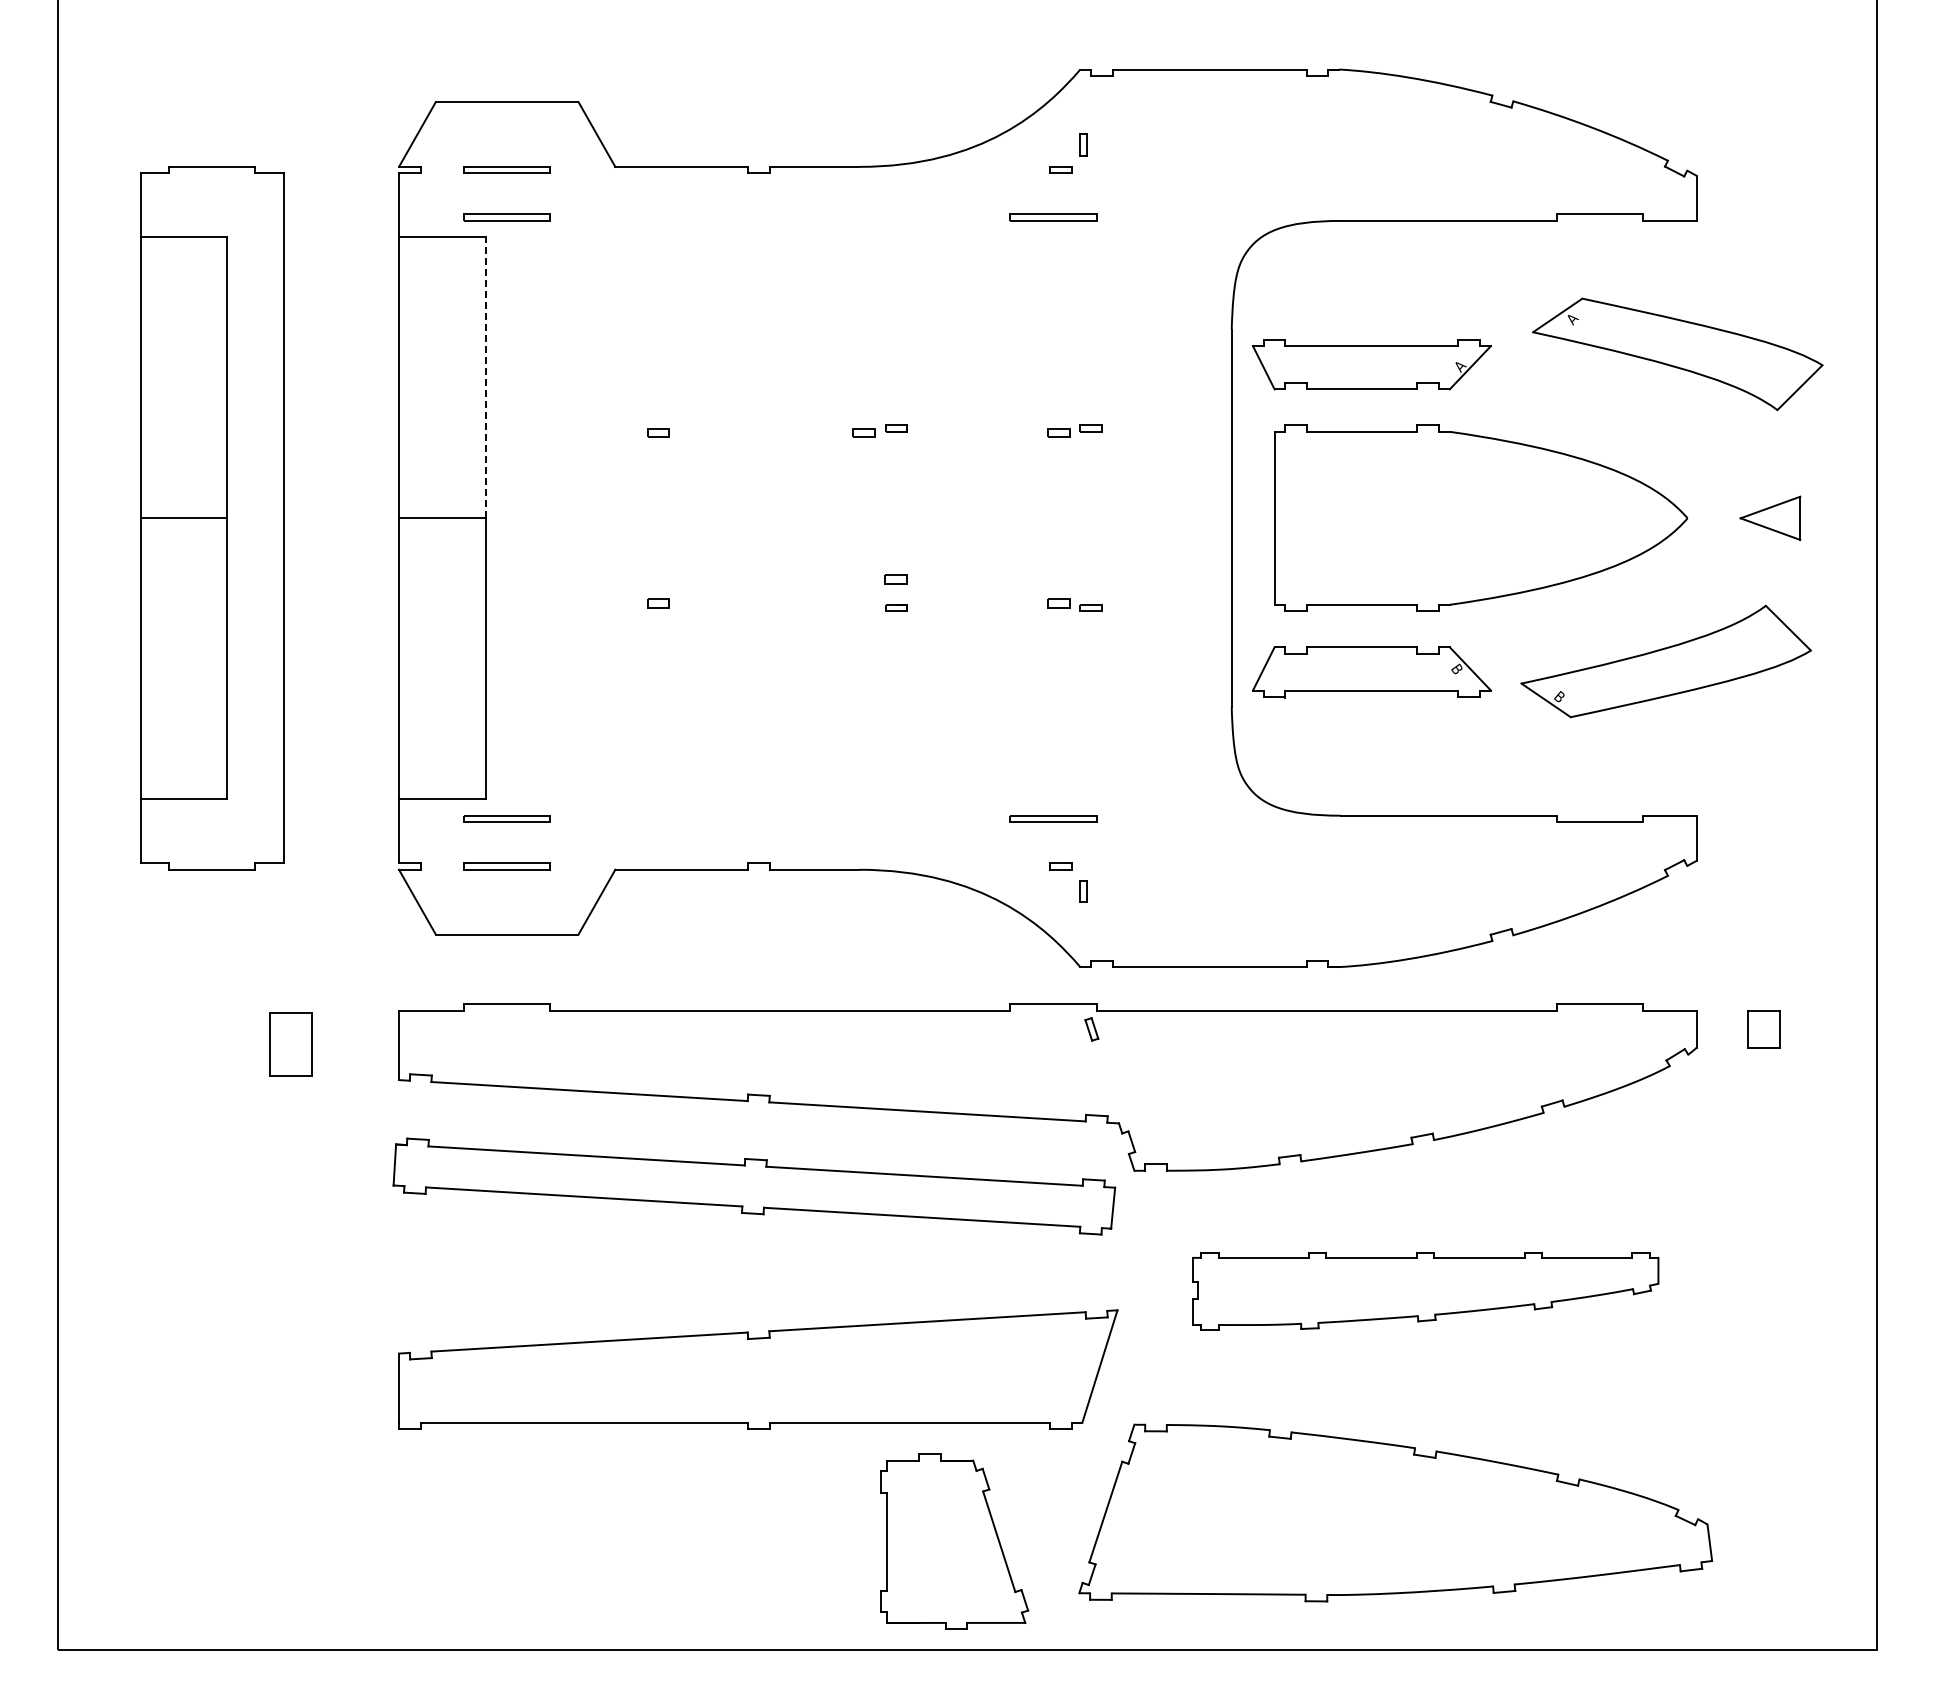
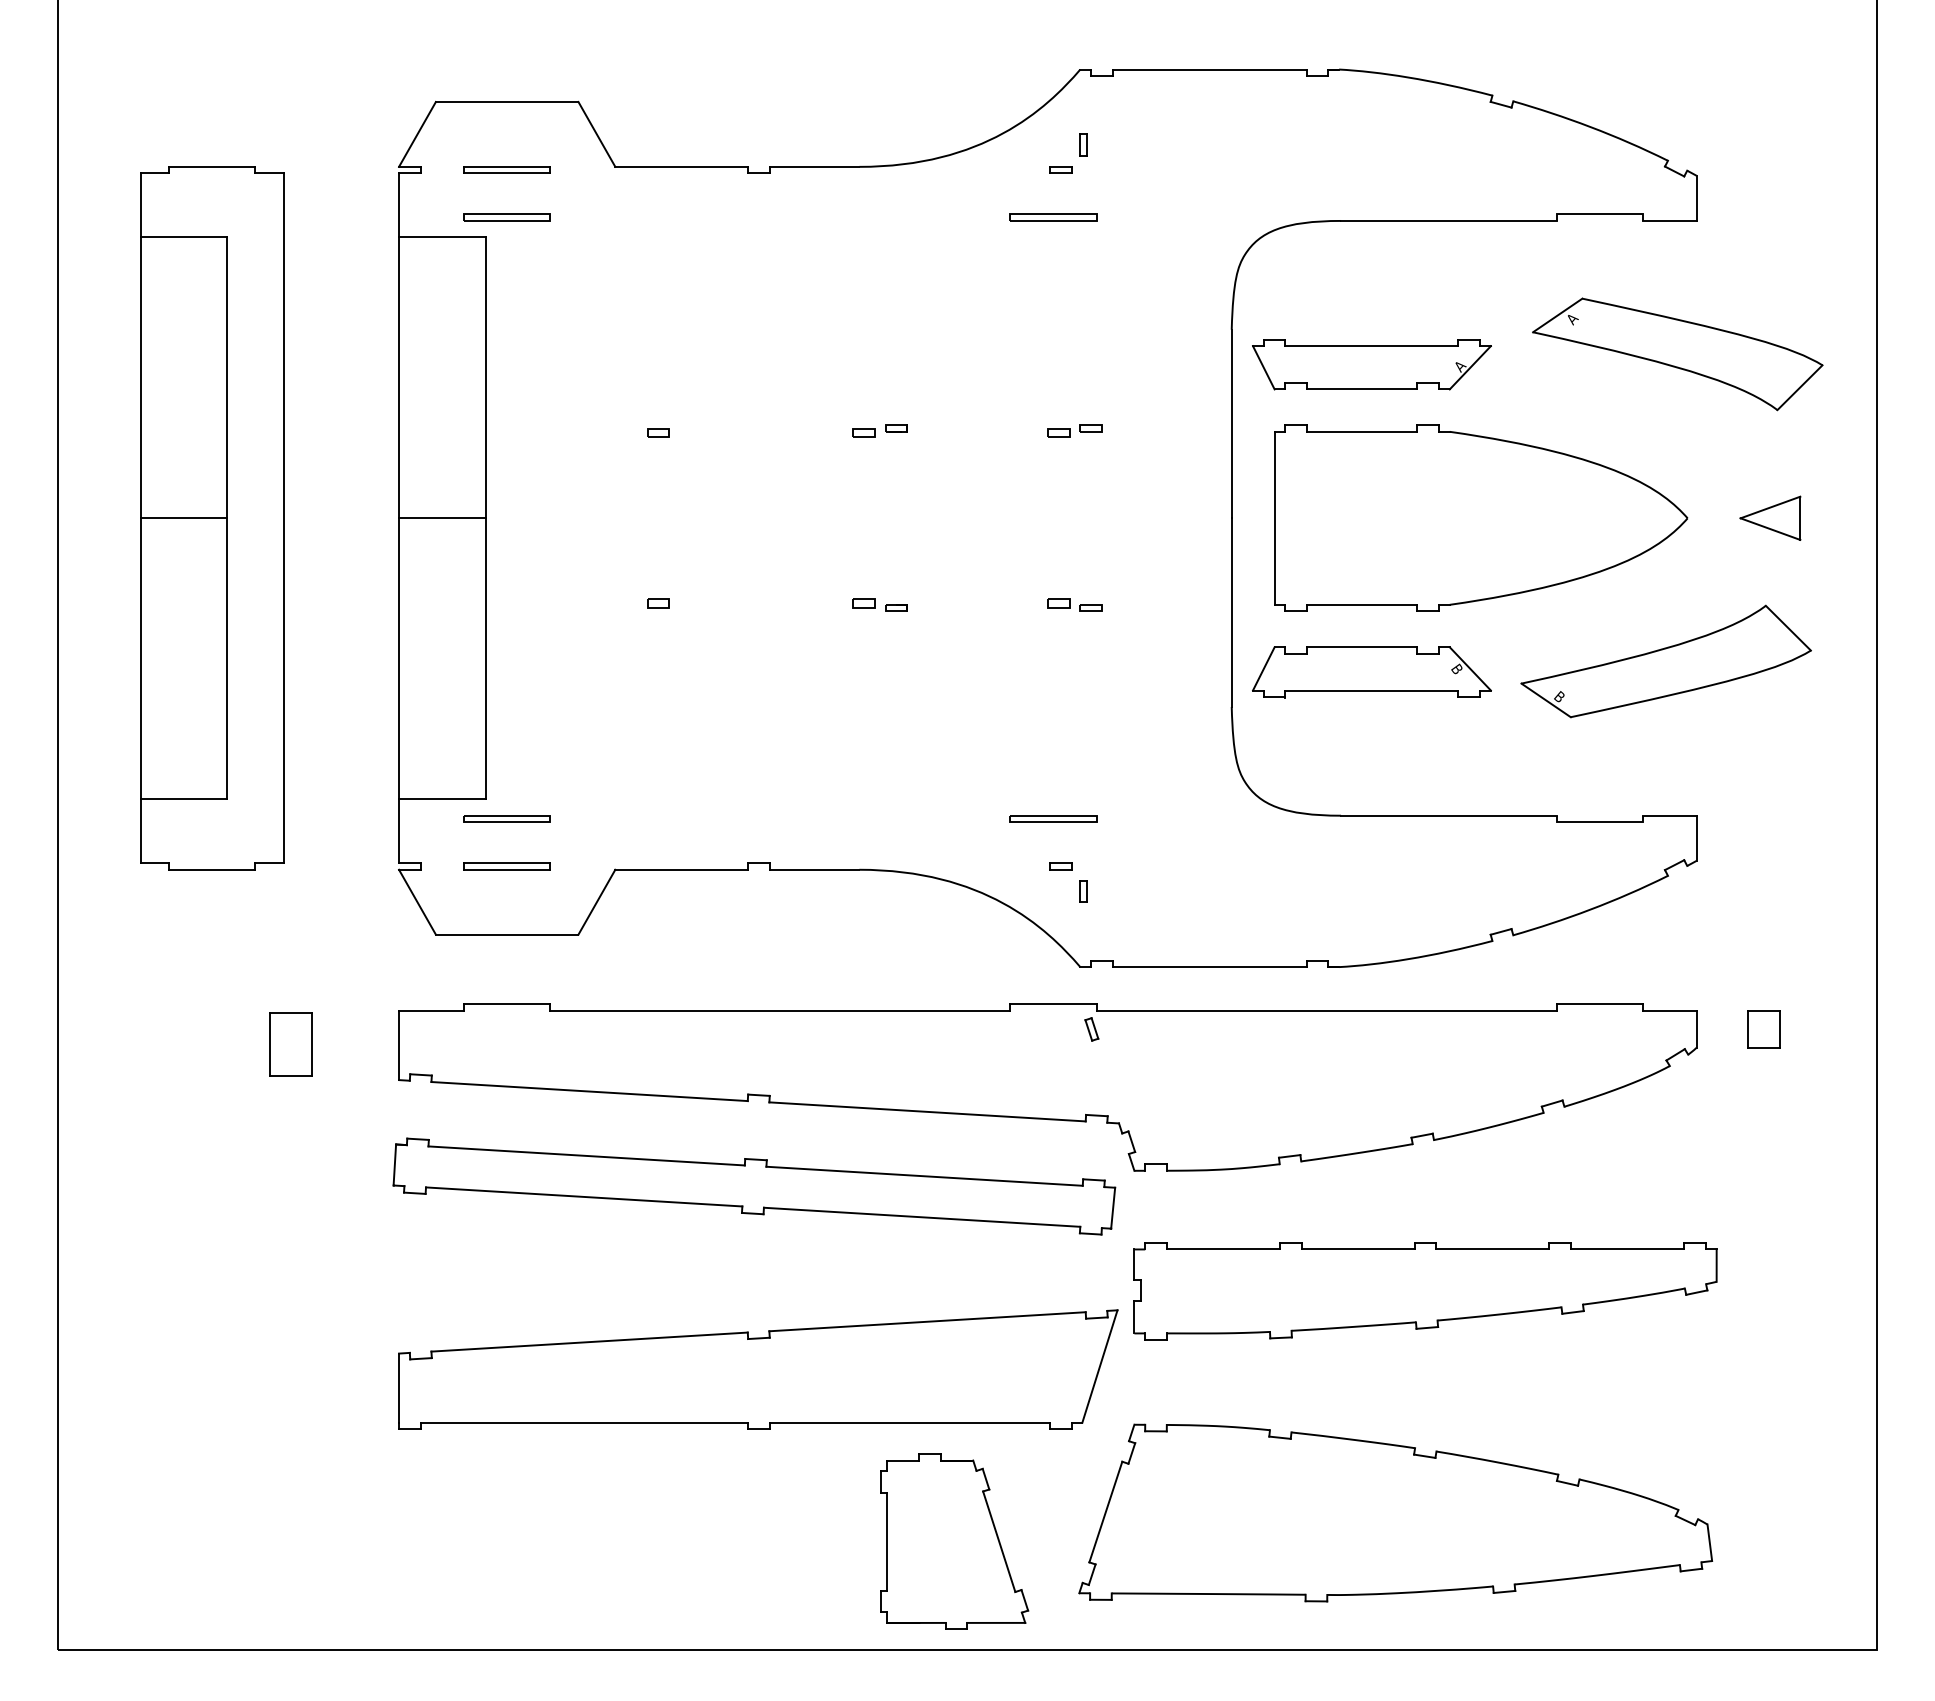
line: dashed -> solid (485, 377)
part position: (895, 579) -> (863, 603) (863, 603)
part size: 468x79 px -> 585x99 px (1425, 1291)
